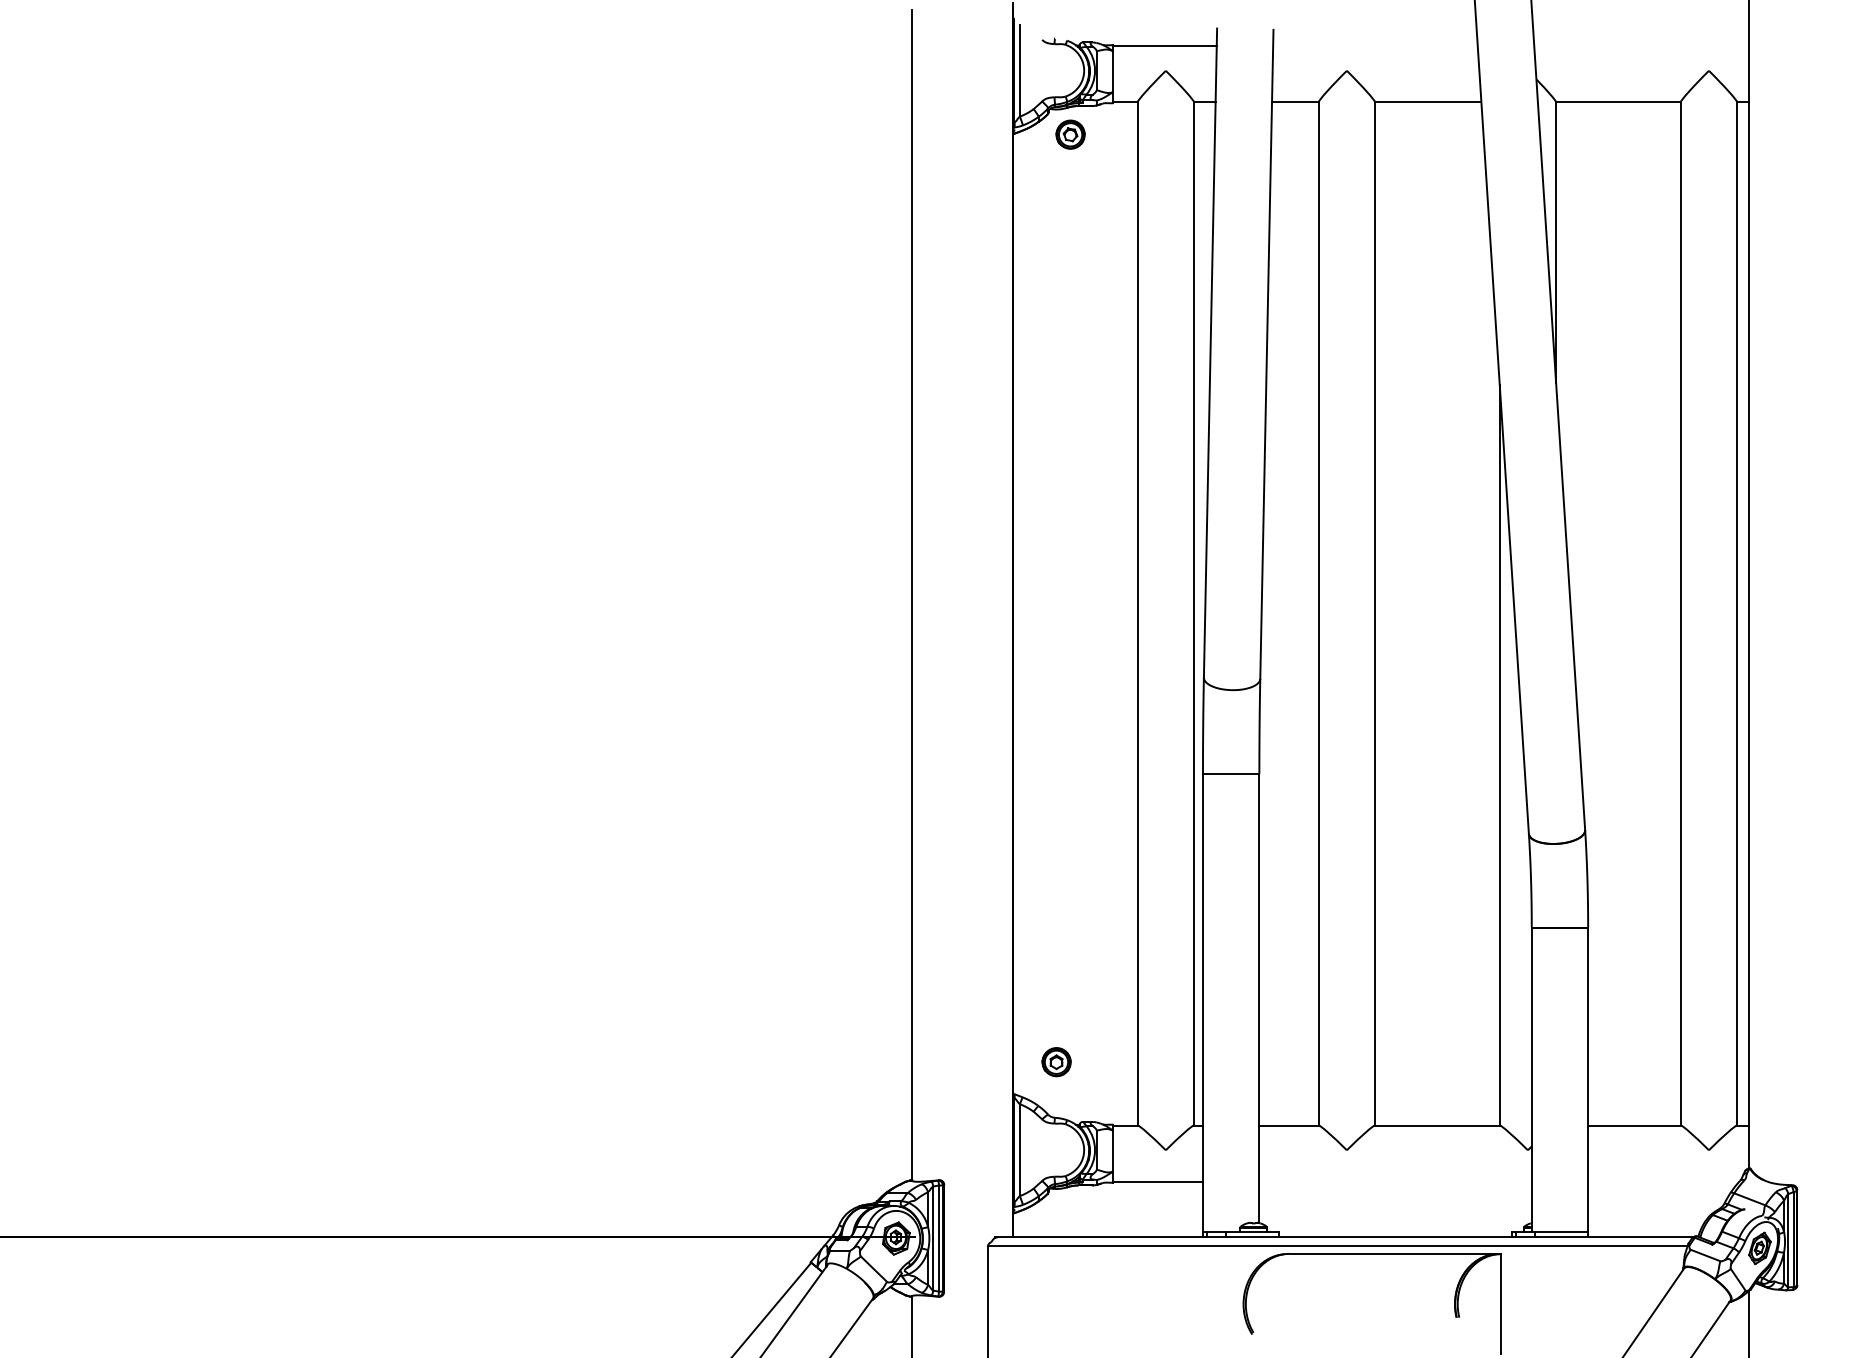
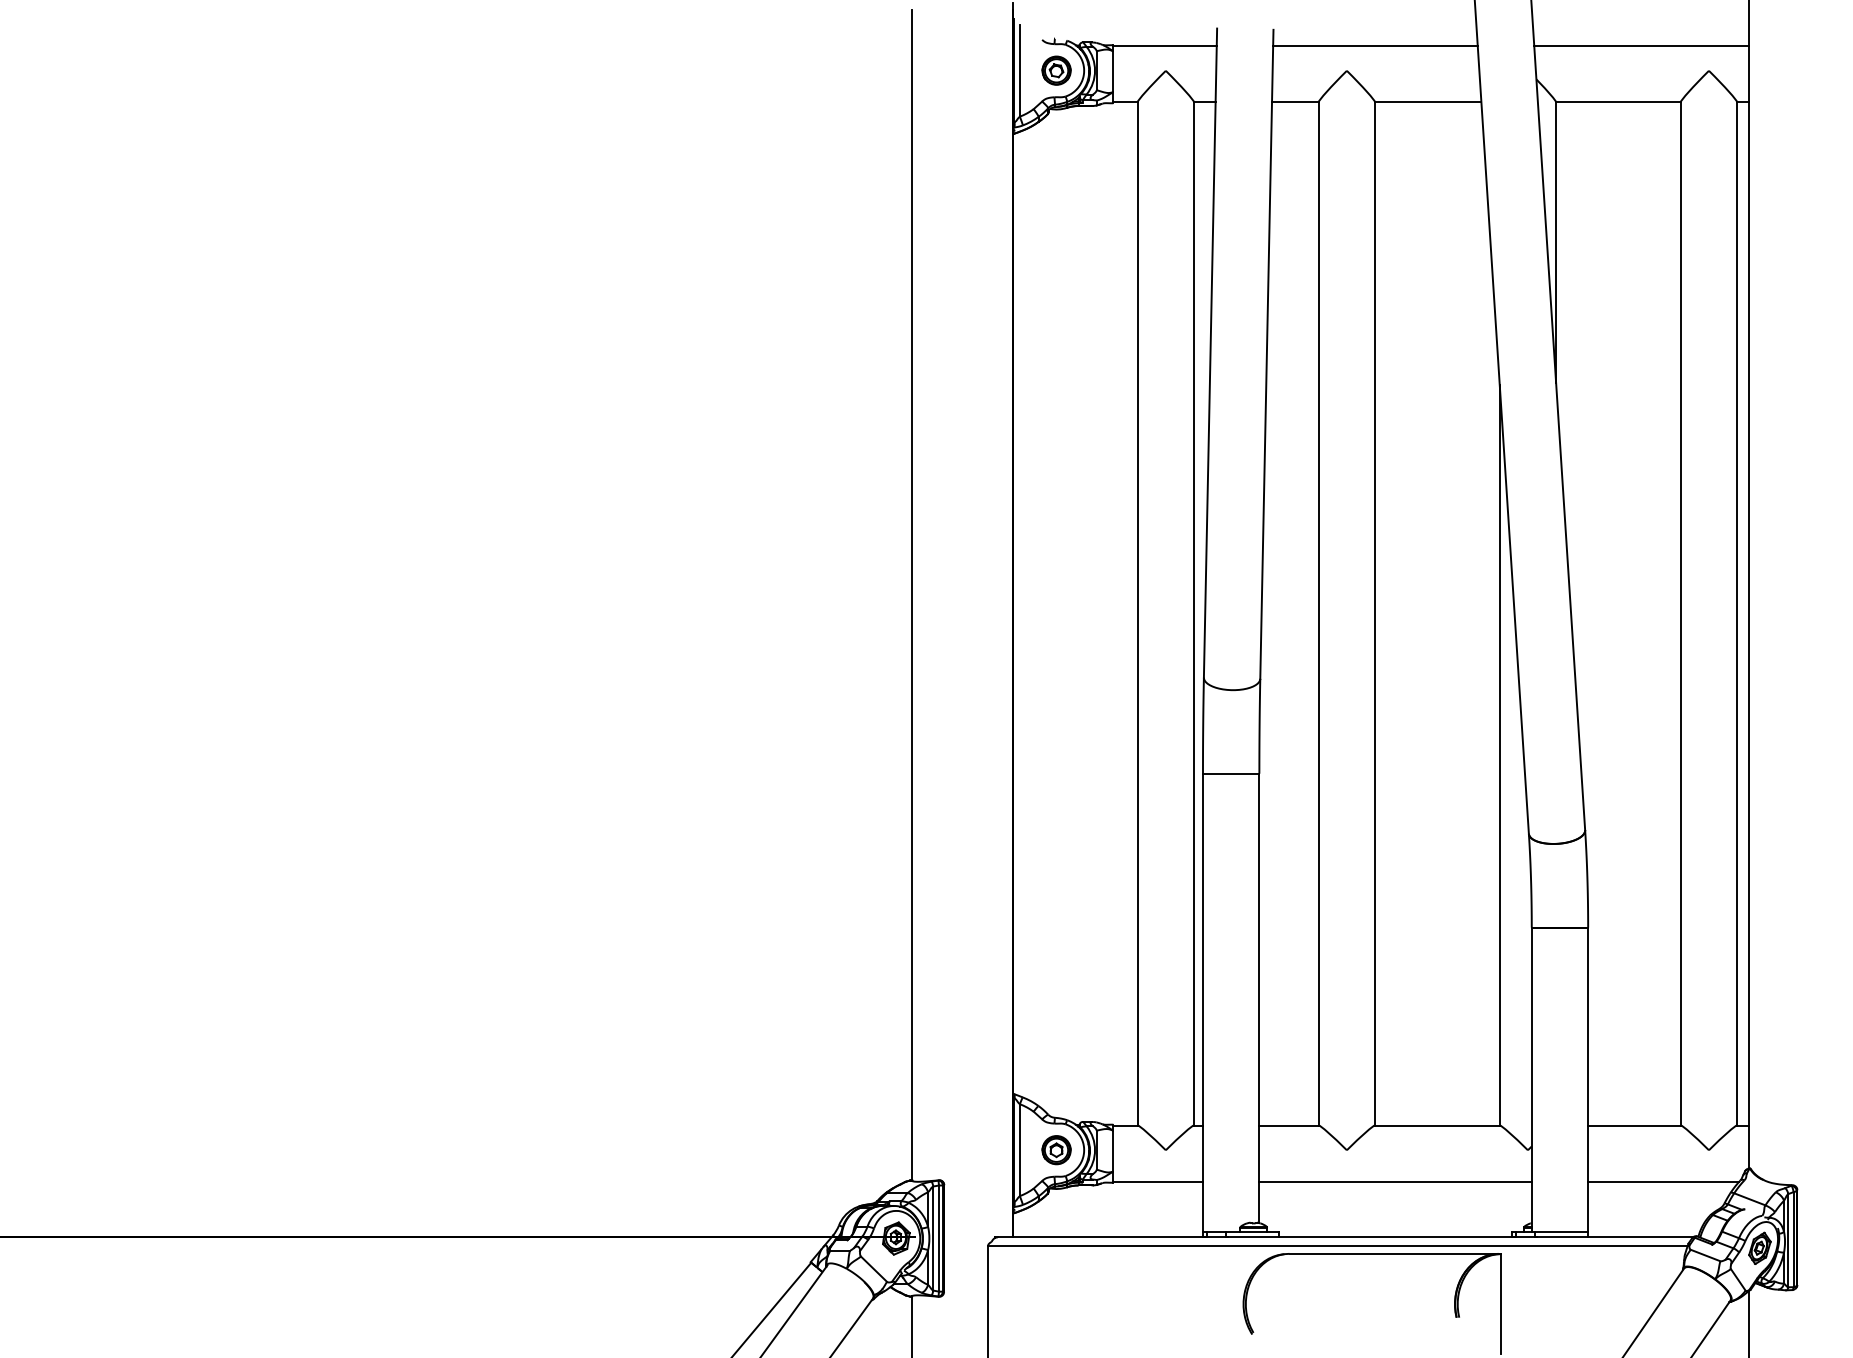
line: none -> present (1375, 46)
line: none -> present (1641, 46)
part position: (1070, 134) -> (1056, 70) (1056, 70)
part position: (1056, 1062) -> (1056, 1150) (1056, 1150)
line: none -> present (1395, 1181)
line: none -> present (1663, 1181)
